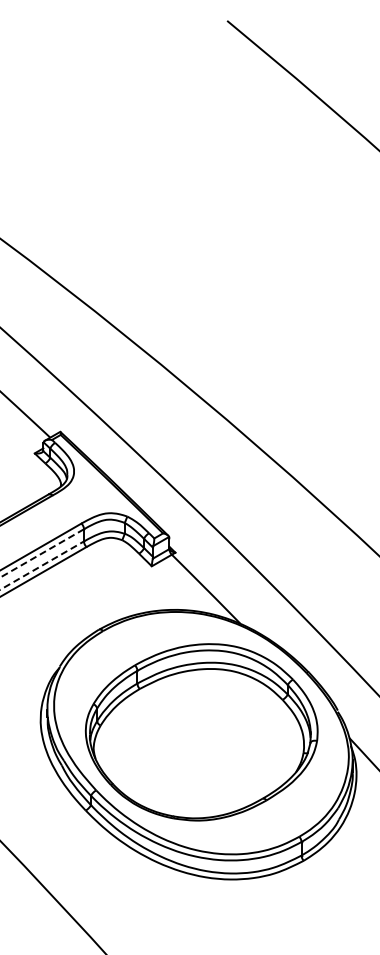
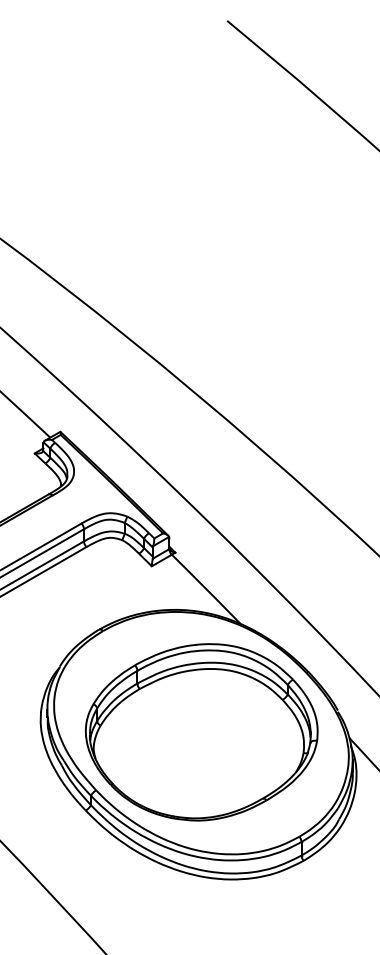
line: dashed -> solid (41, 553)
line: dashed -> solid (42, 565)
